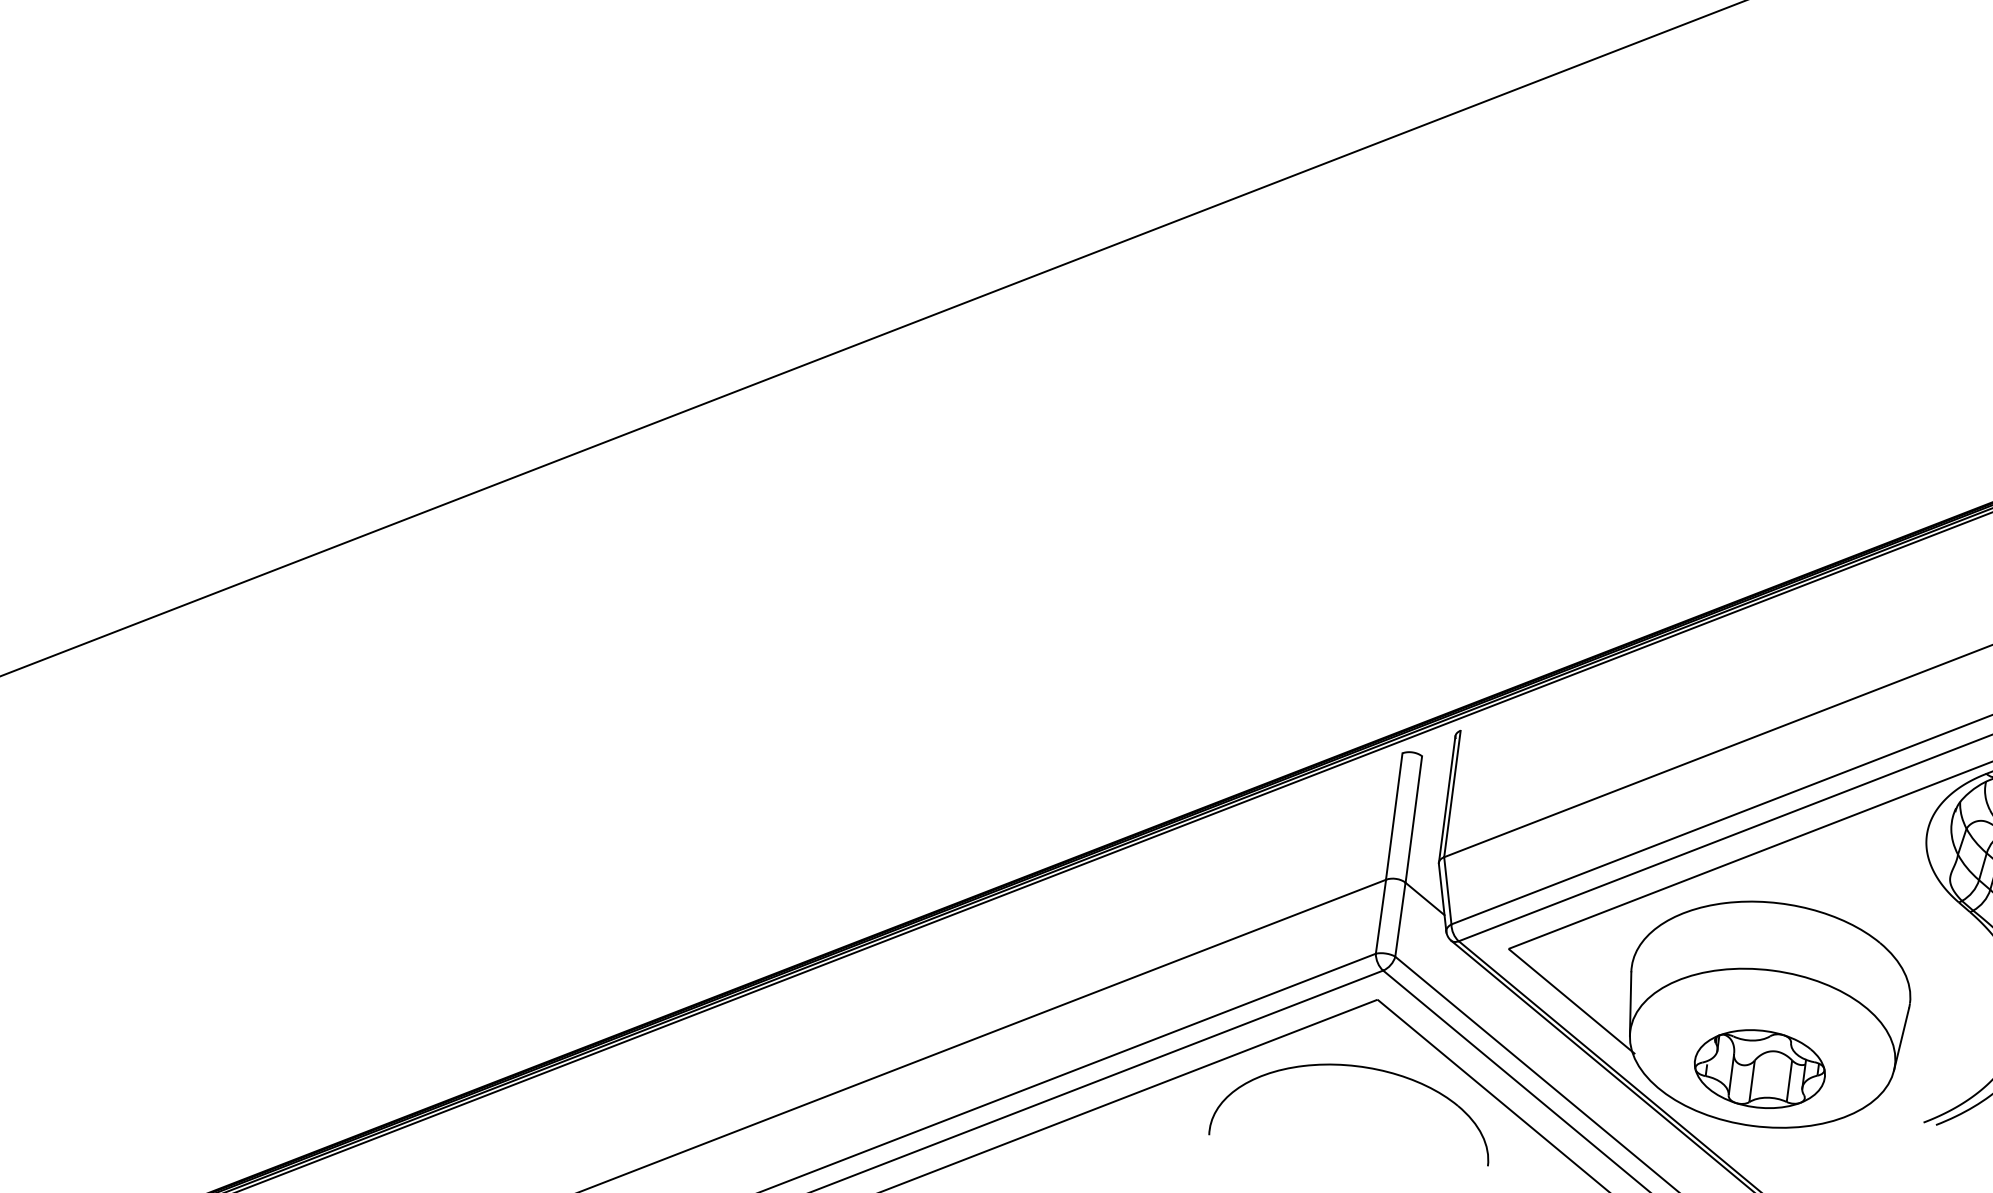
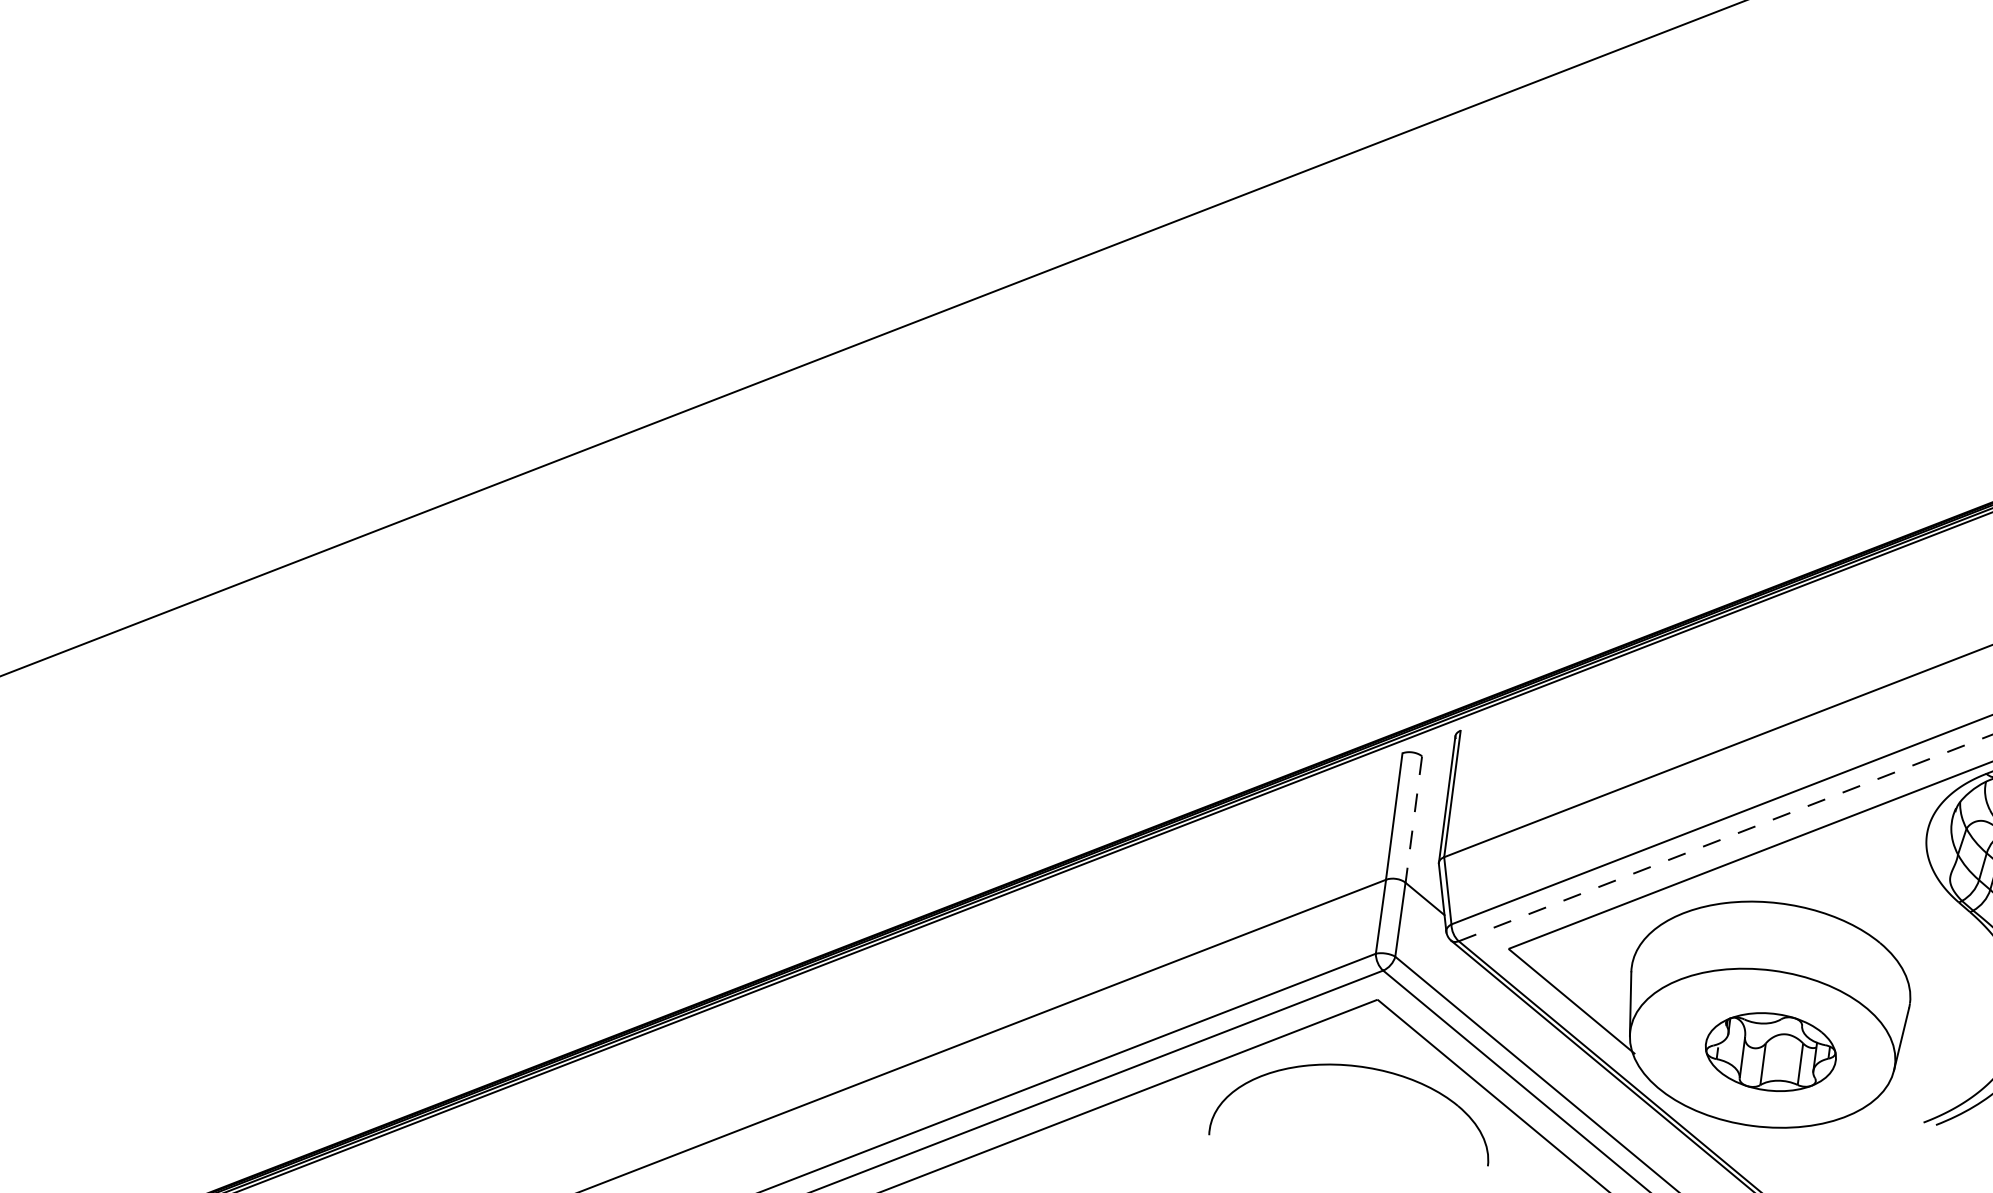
line: solid -> dashed (1413, 819)
line: solid -> dashed (1725, 838)
part position: (1759, 1068) -> (1770, 1051) (1770, 1051)
